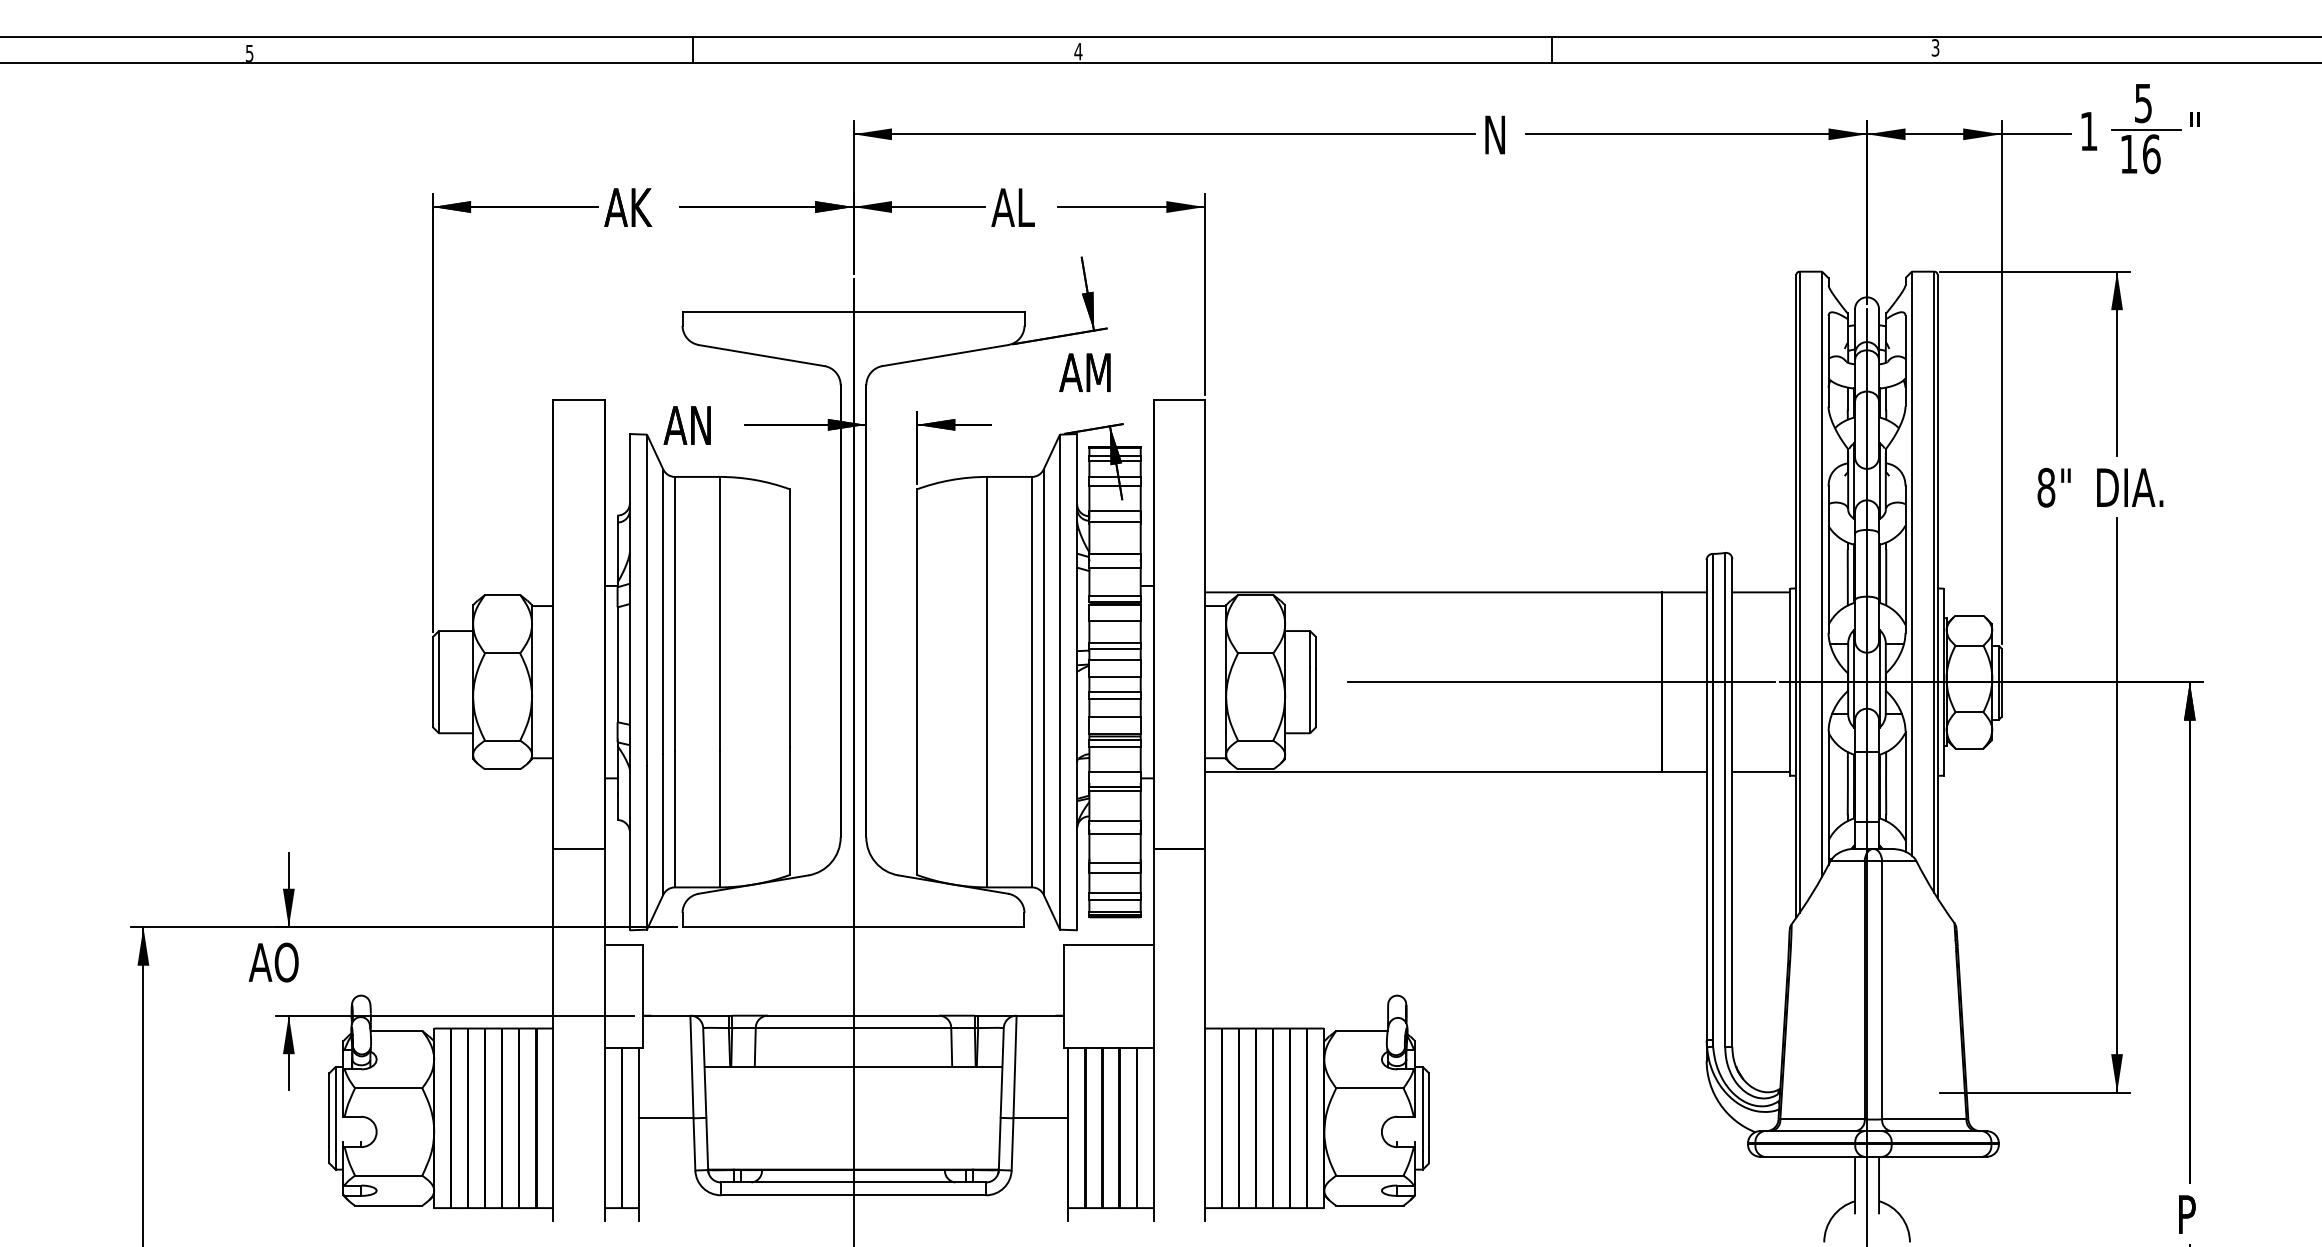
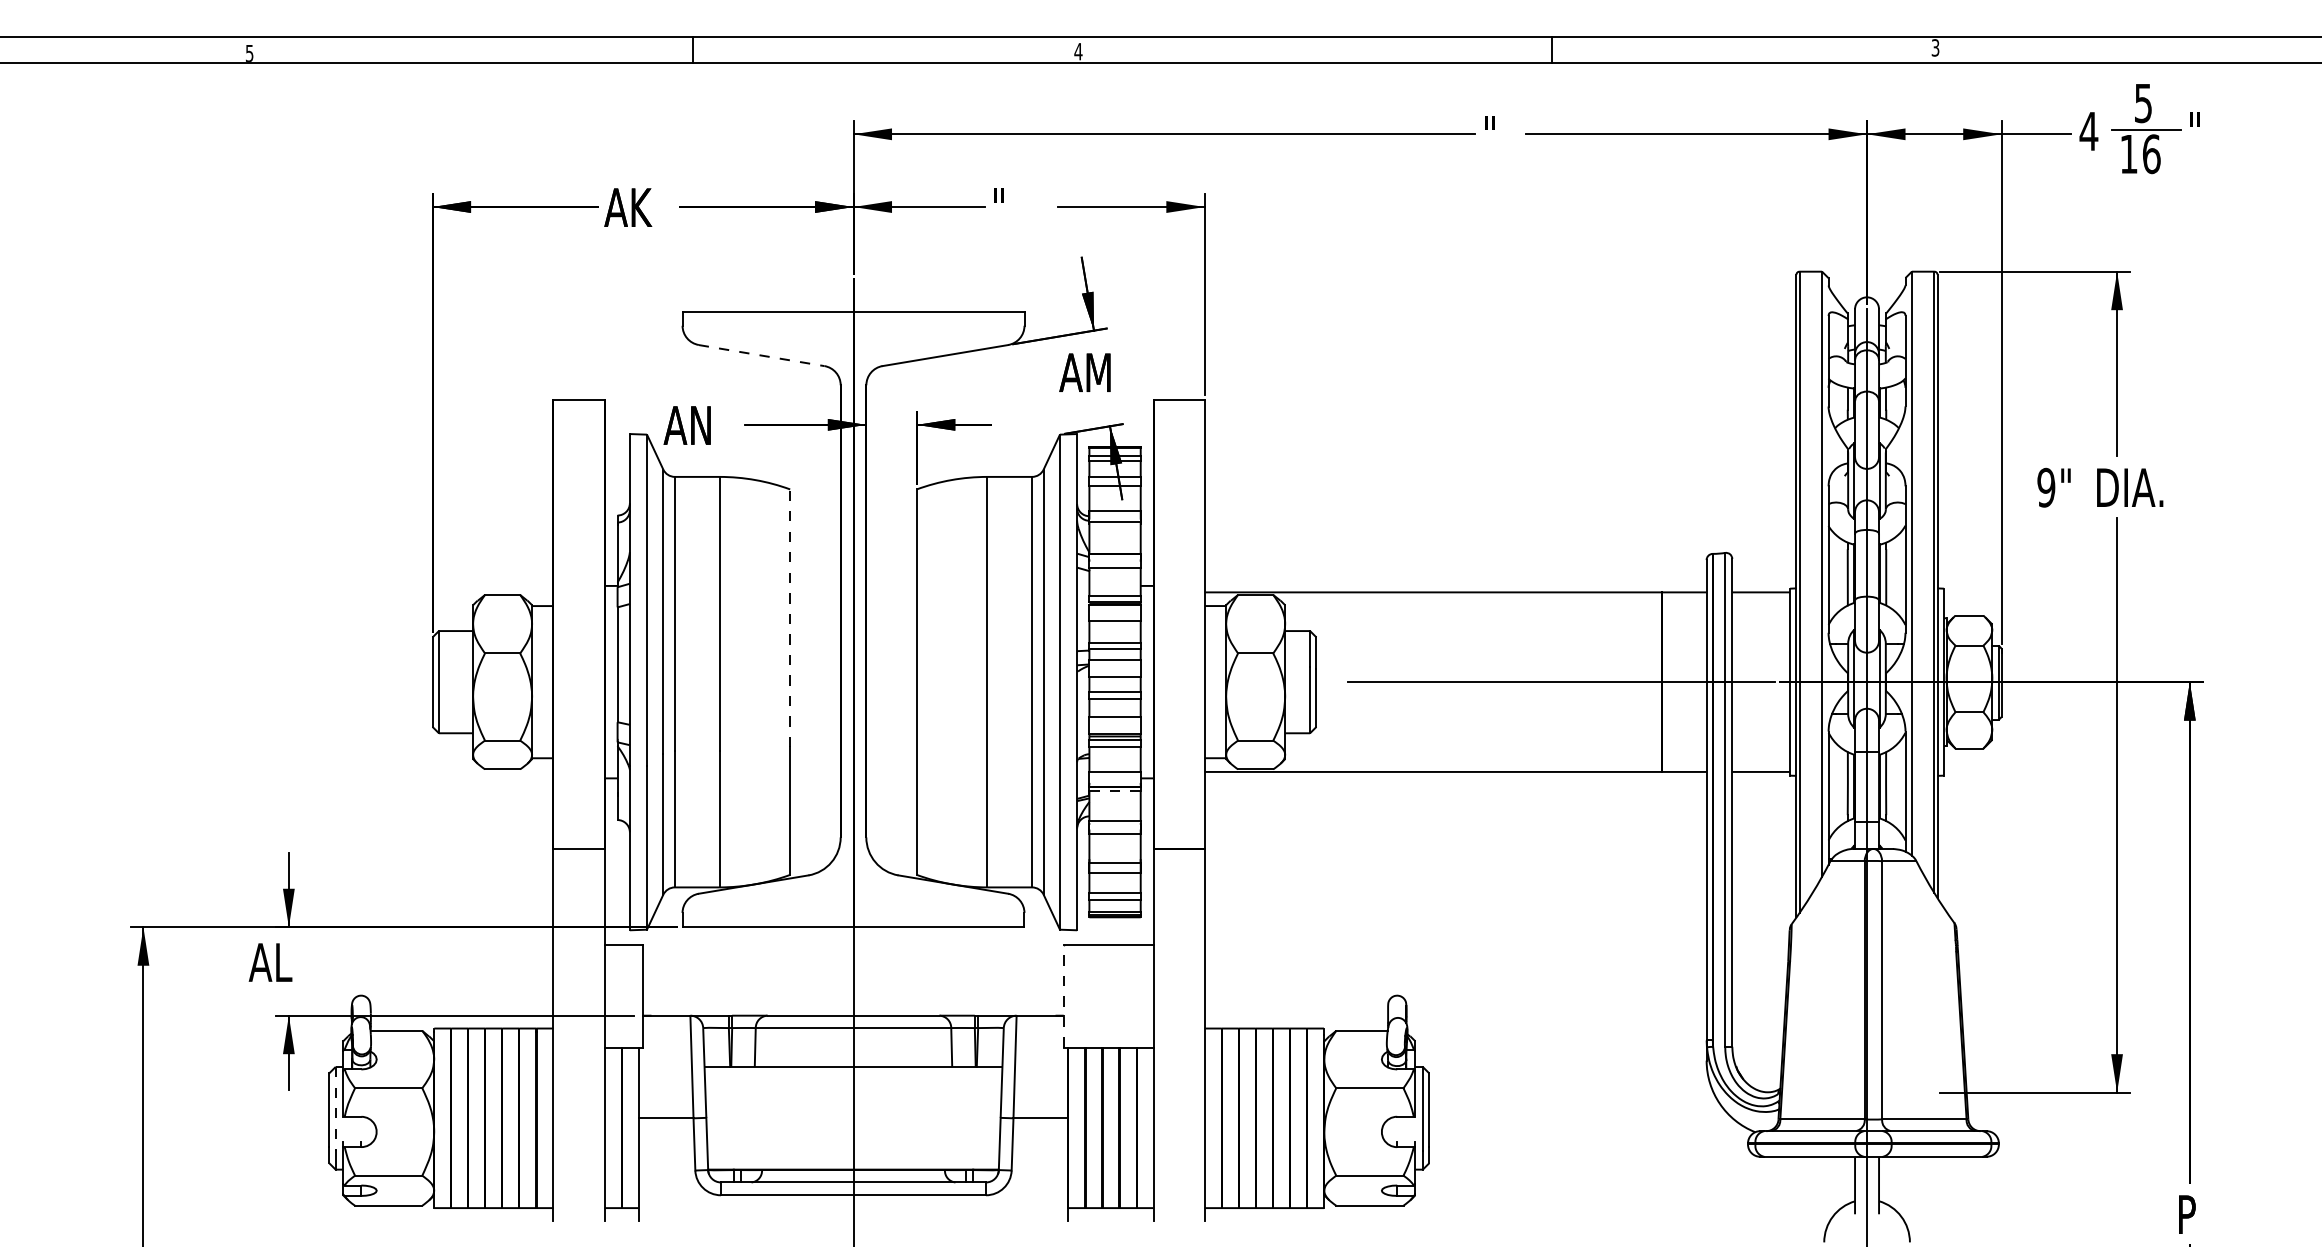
text: 1 -> 4 (2088, 131)
text: N -> " (1494, 134)
text: AL -> " (1012, 207)
line: solid -> dashed (761, 355)
text: 8" -> 9" (2046, 487)
line: solid -> dashed (790, 618)
line: solid -> dashed (1115, 791)
text: AO -> AL (286, 962)
line: solid -> dashed (1063, 995)
line: solid -> dashed (335, 1109)
